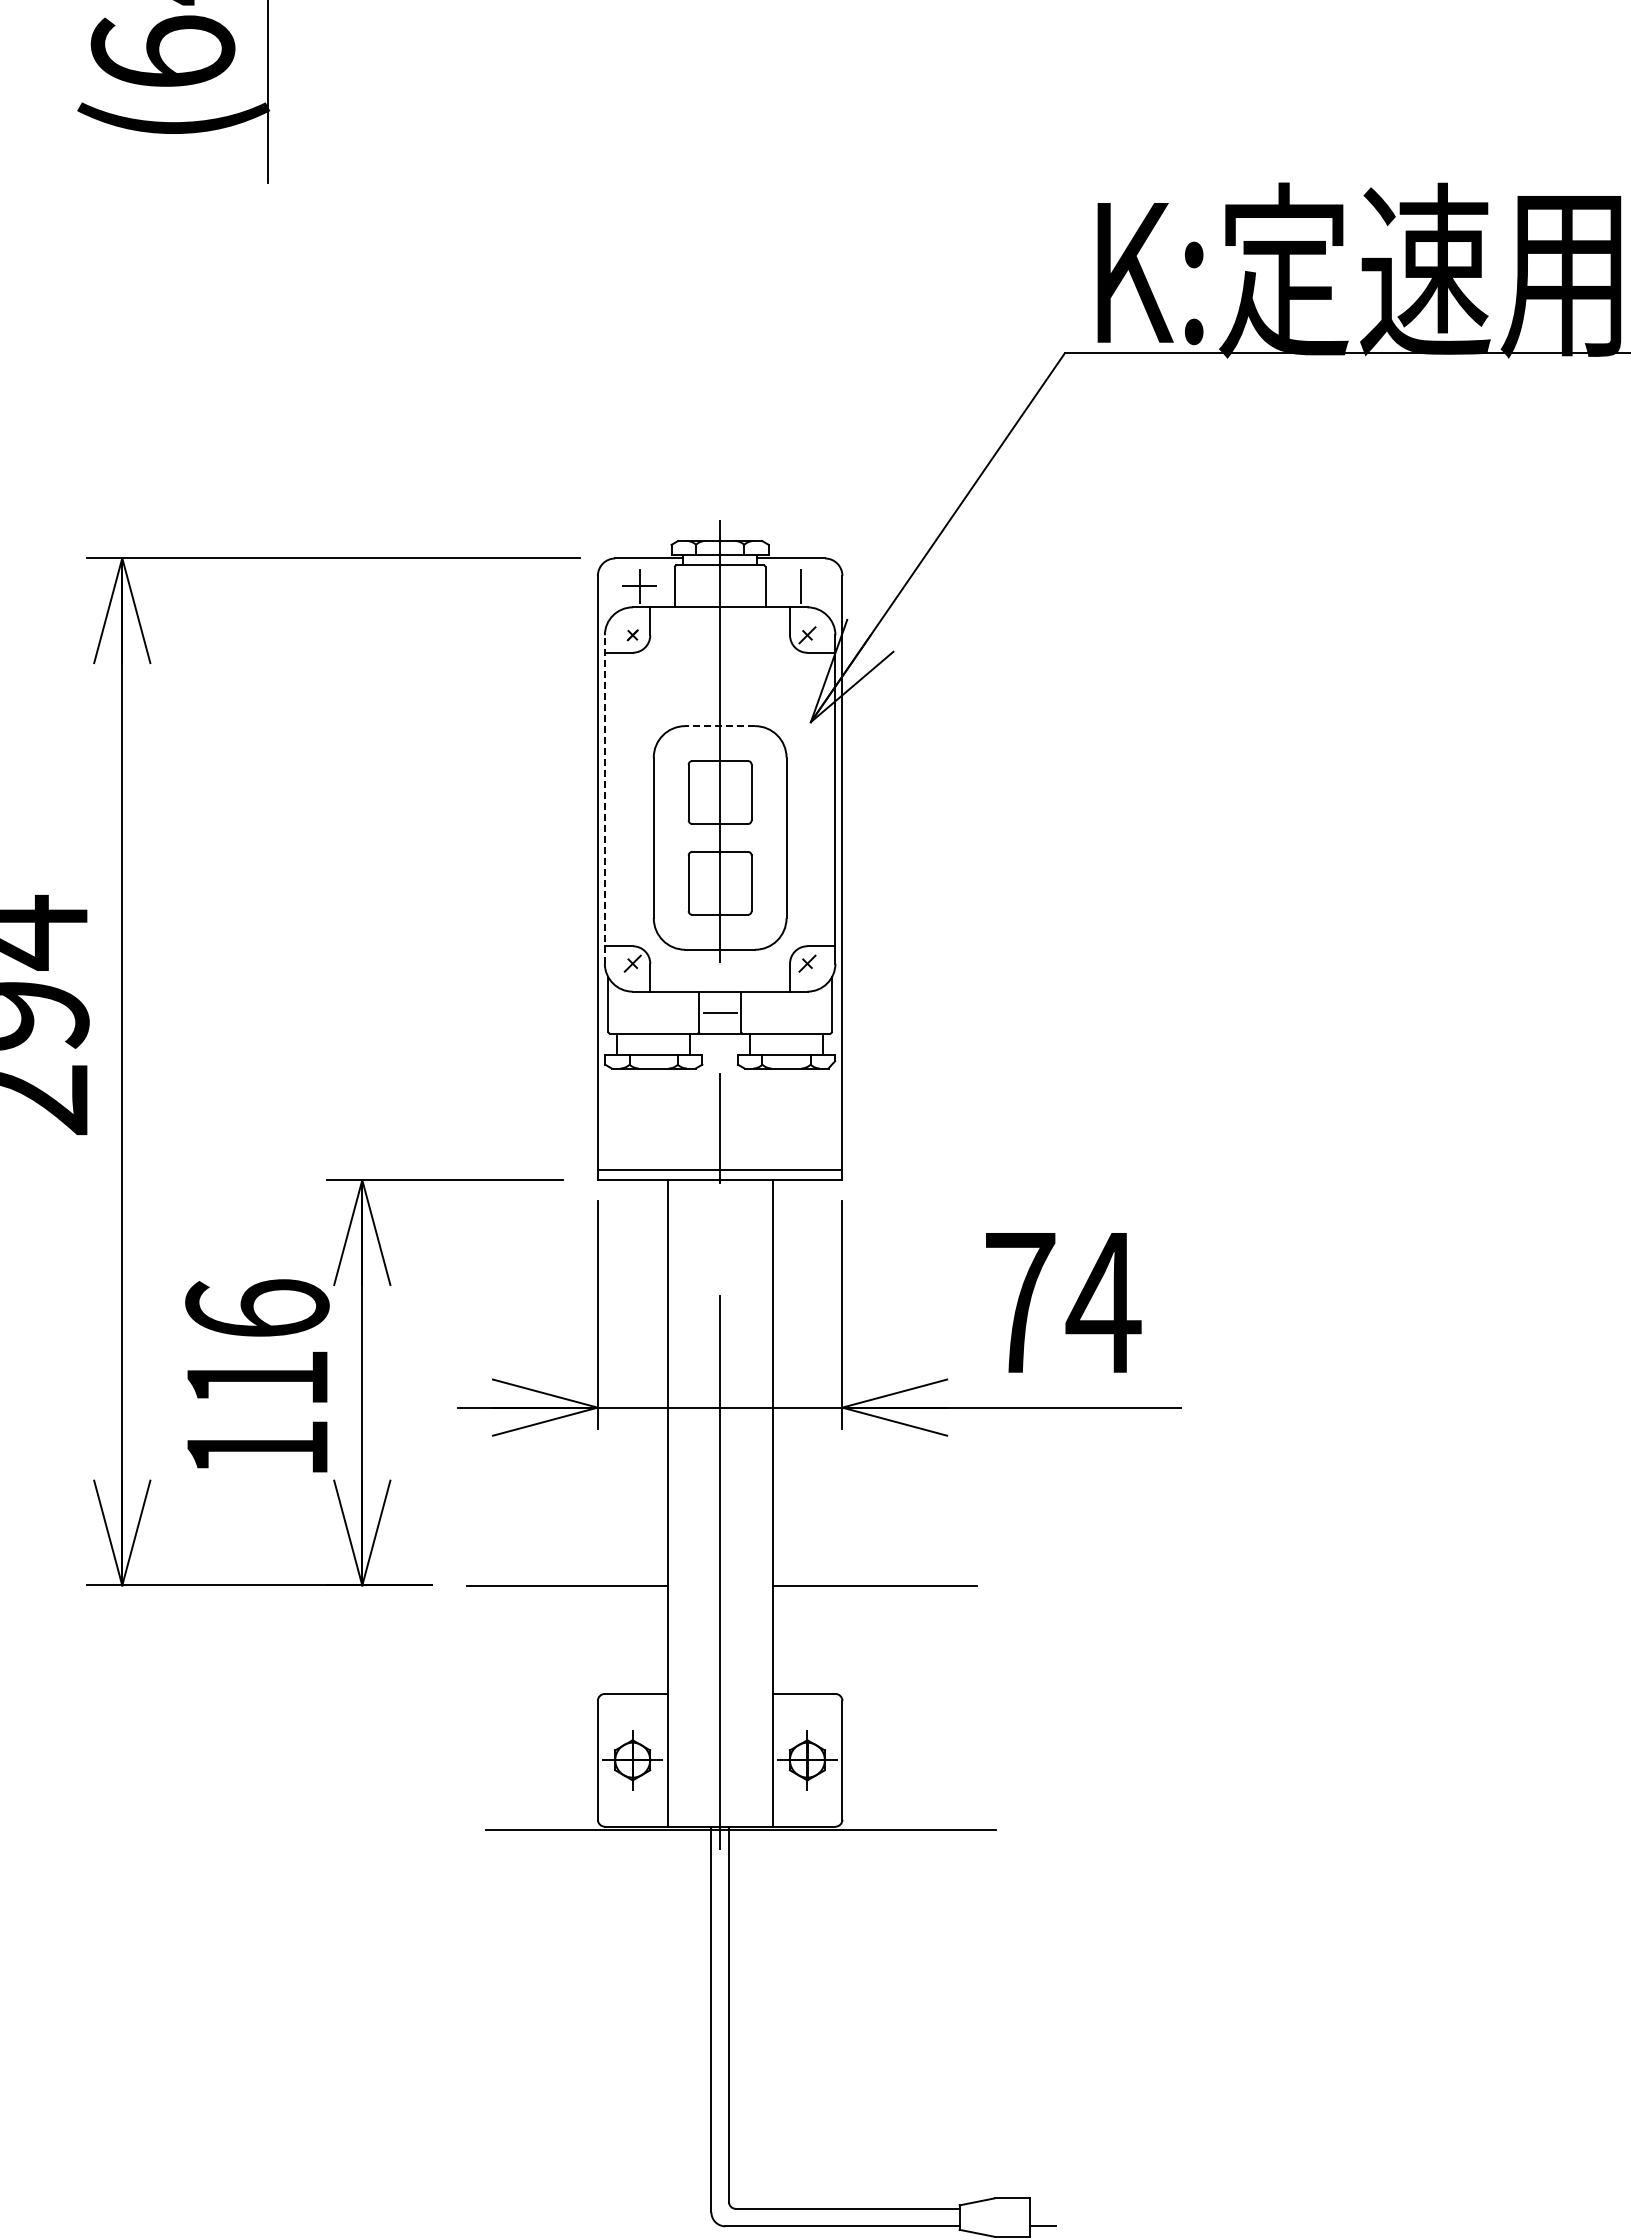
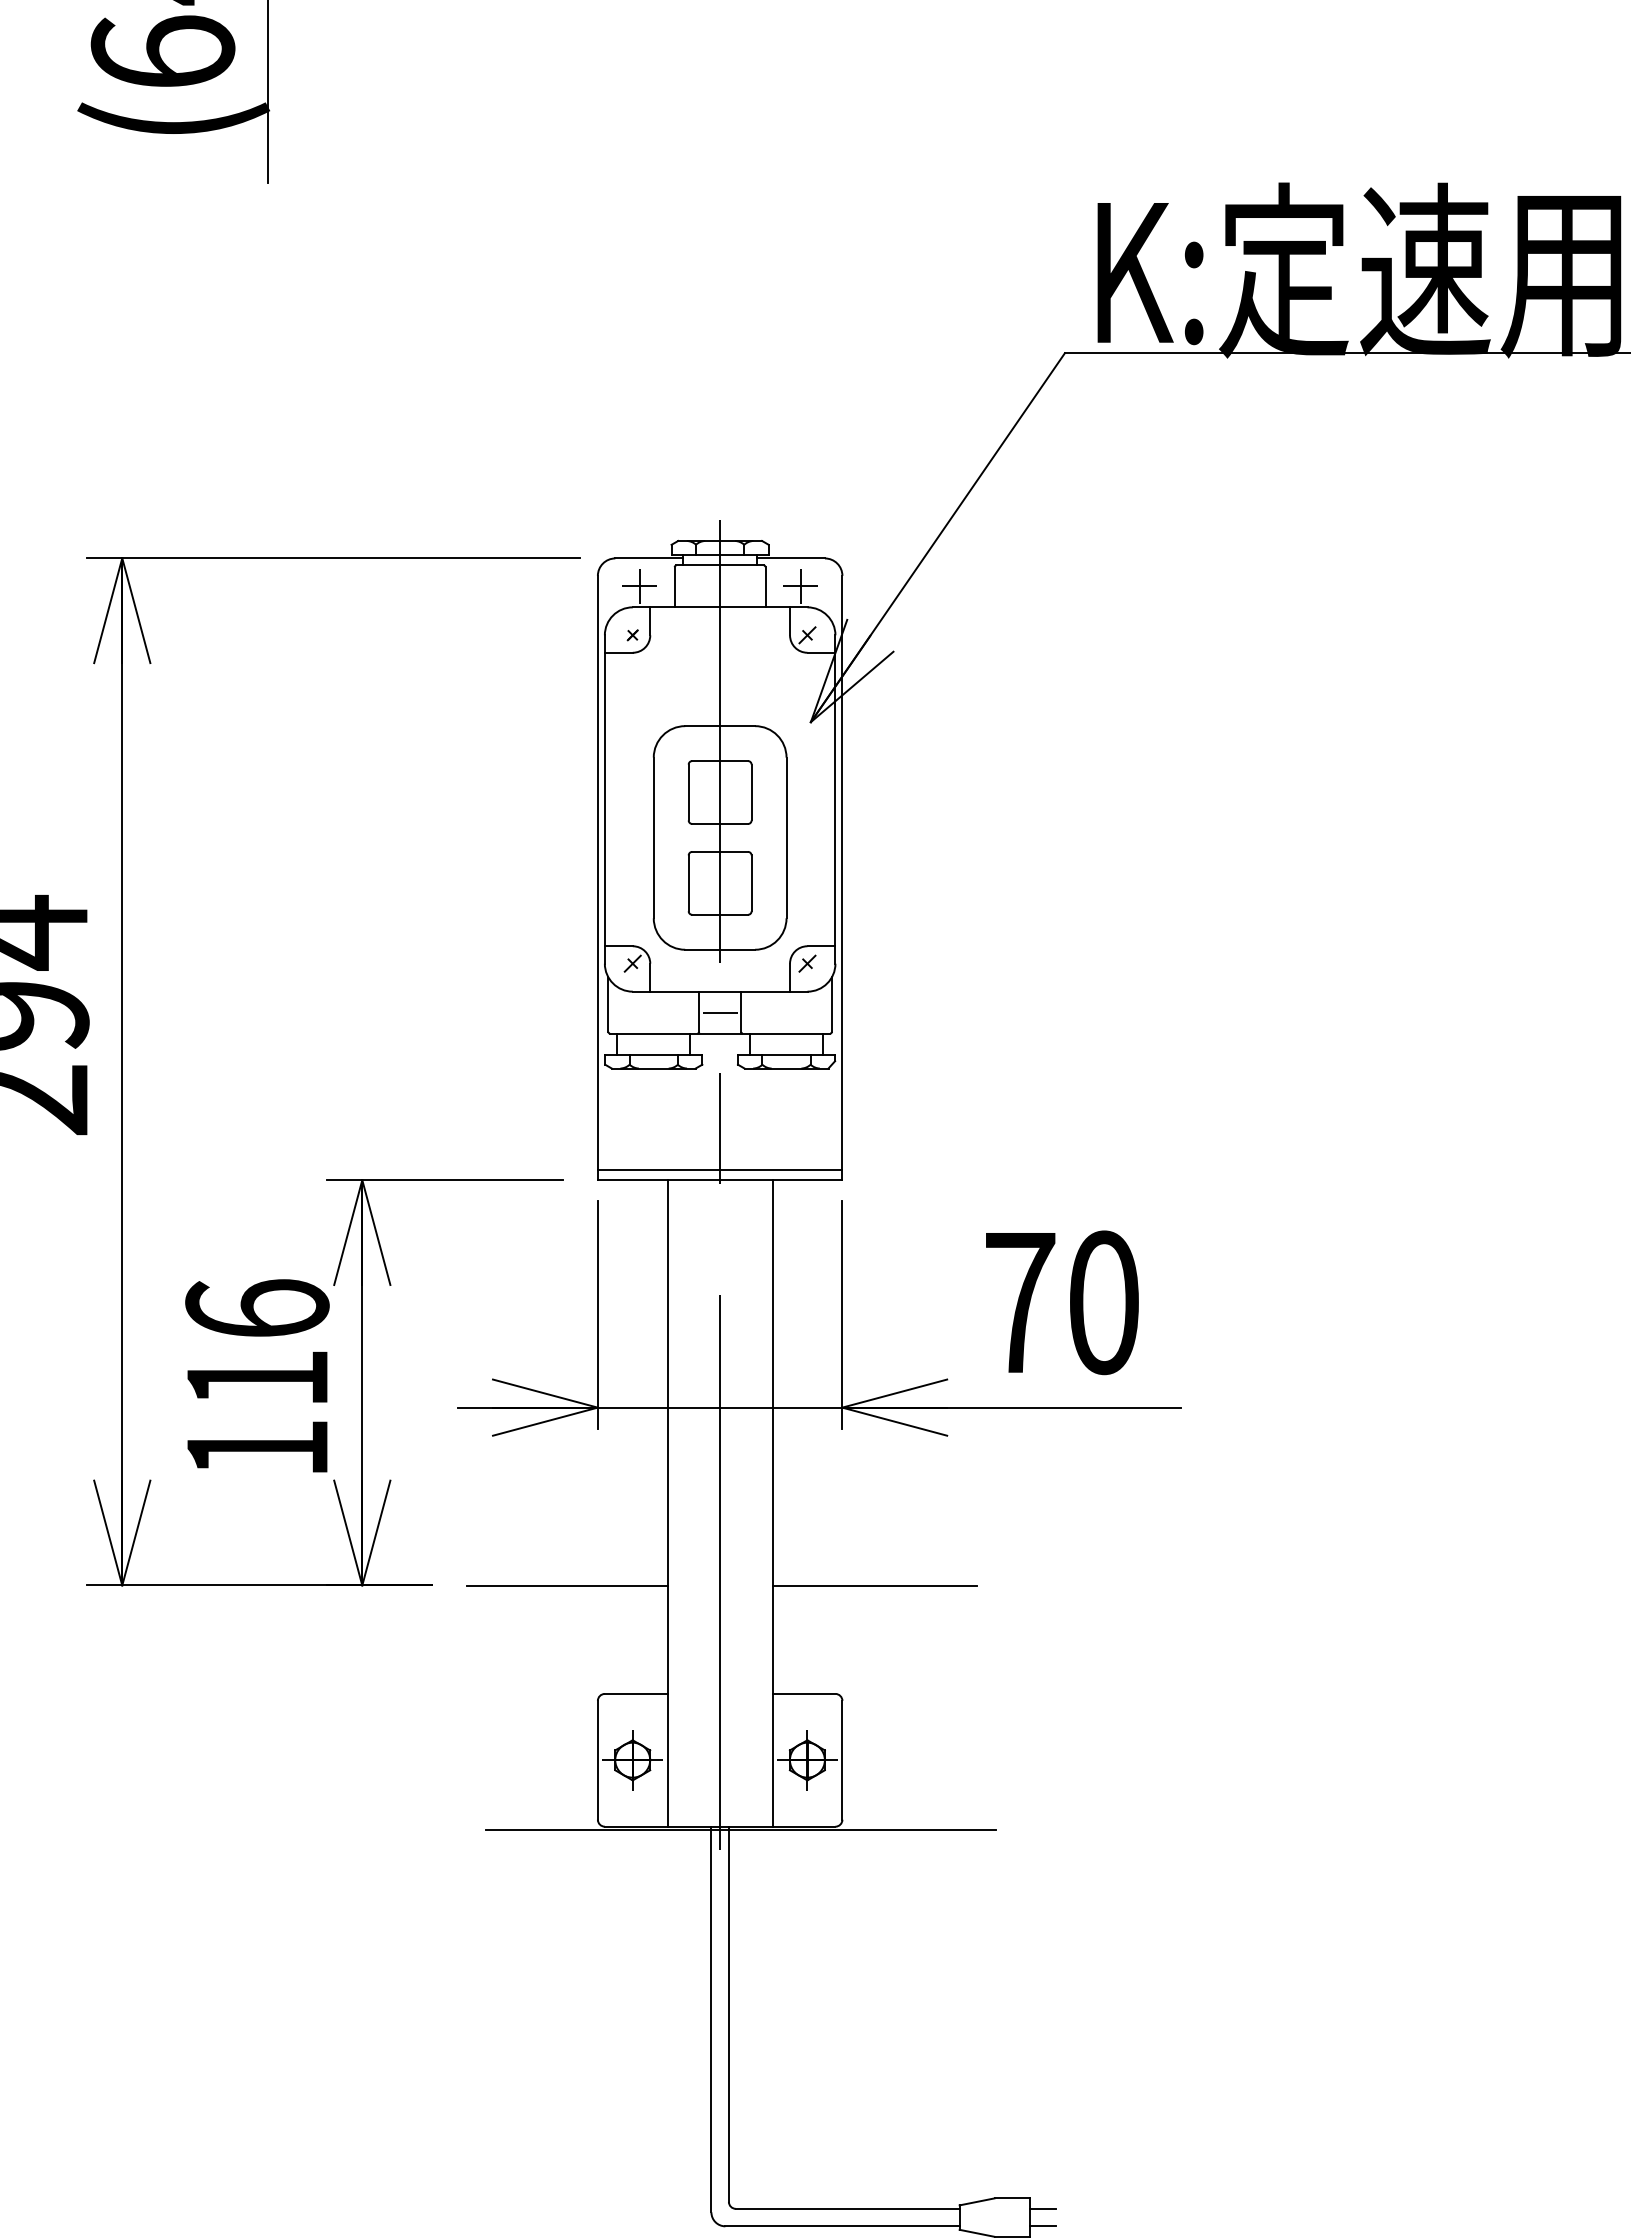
line: none -> present (800, 586)
line: dashed -> solid (720, 726)
line: dashed -> solid (604, 799)
text: 74 -> 70 (1103, 1302)
line: none -> present (1042, 2208)
